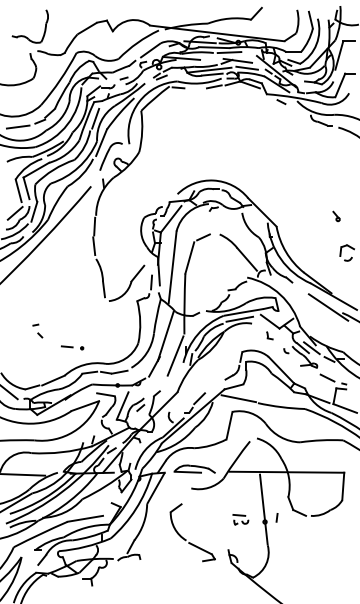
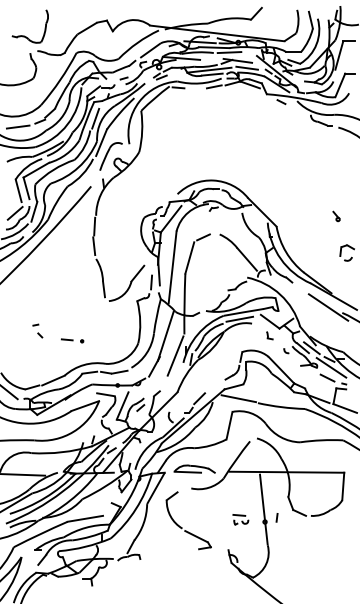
part position: (72, 347) -> (72, 340) (72, 340)
line: none -> present (331, 367)
part position: (185, 538) -> (181, 526) (181, 526)
